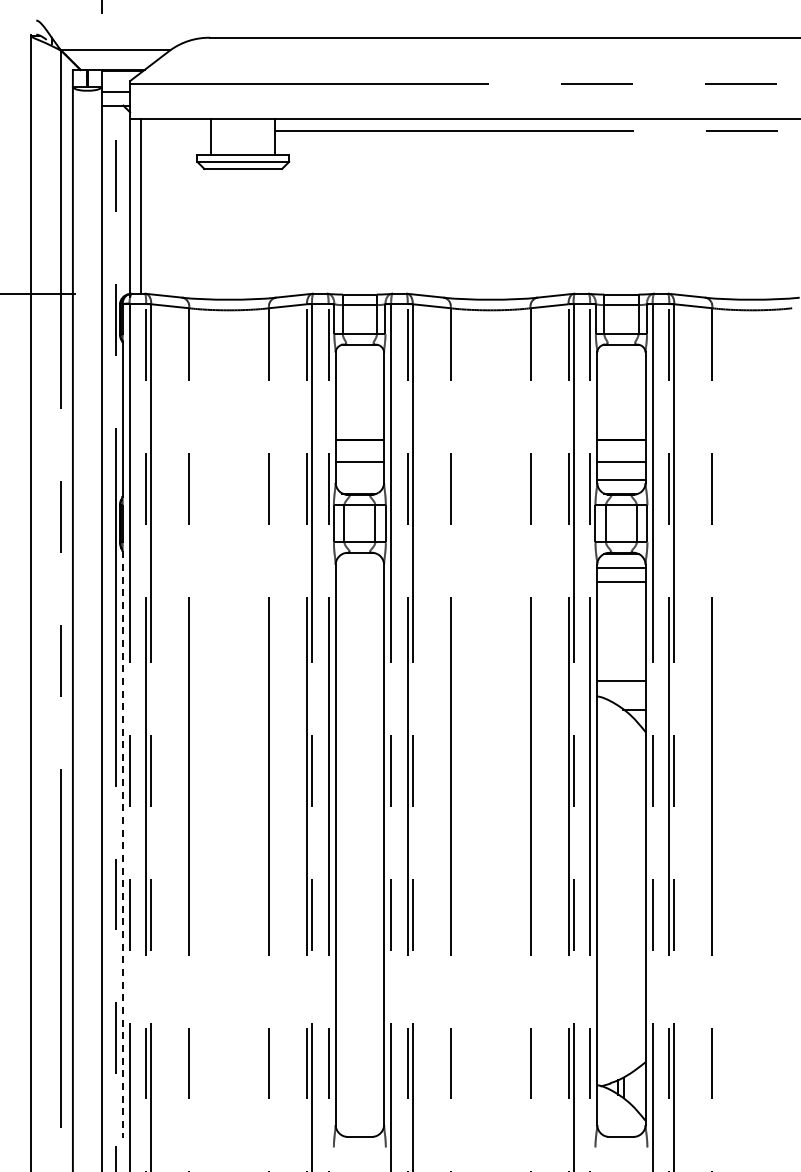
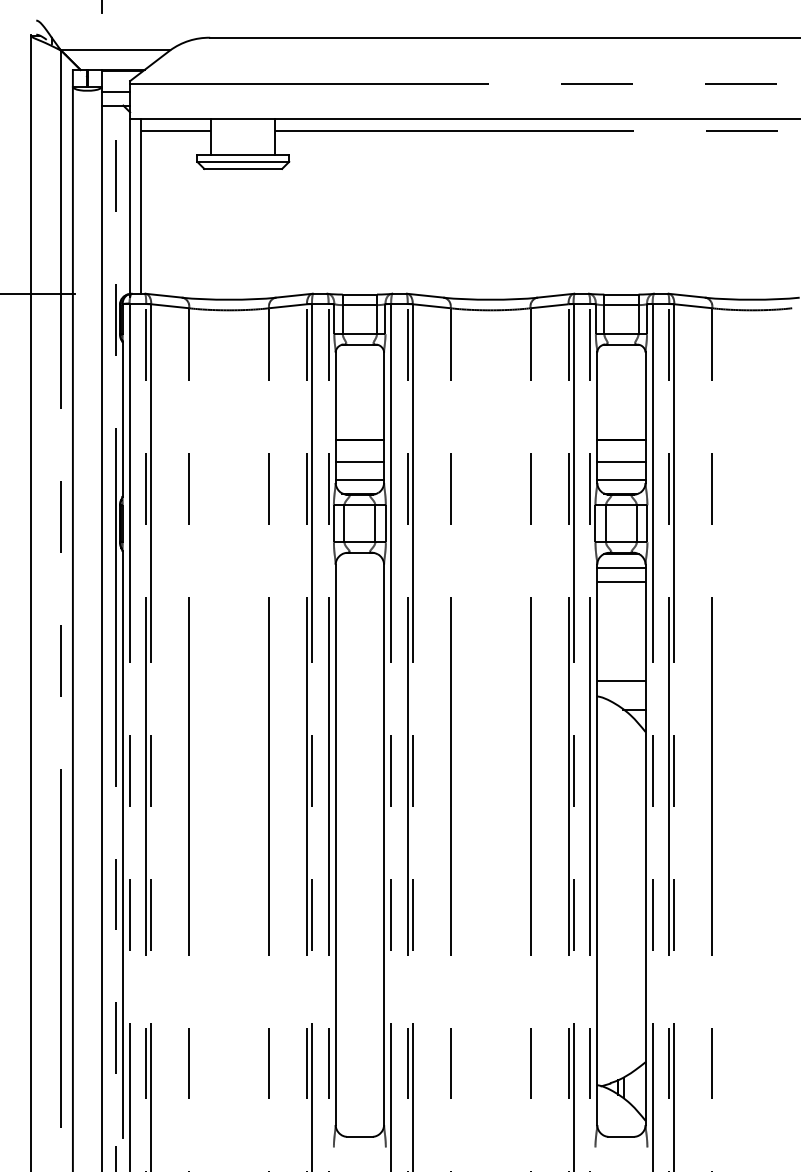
line: none -> present (175, 130)
line: none -> present (359, 479)
line: dashed -> solid (122, 845)
